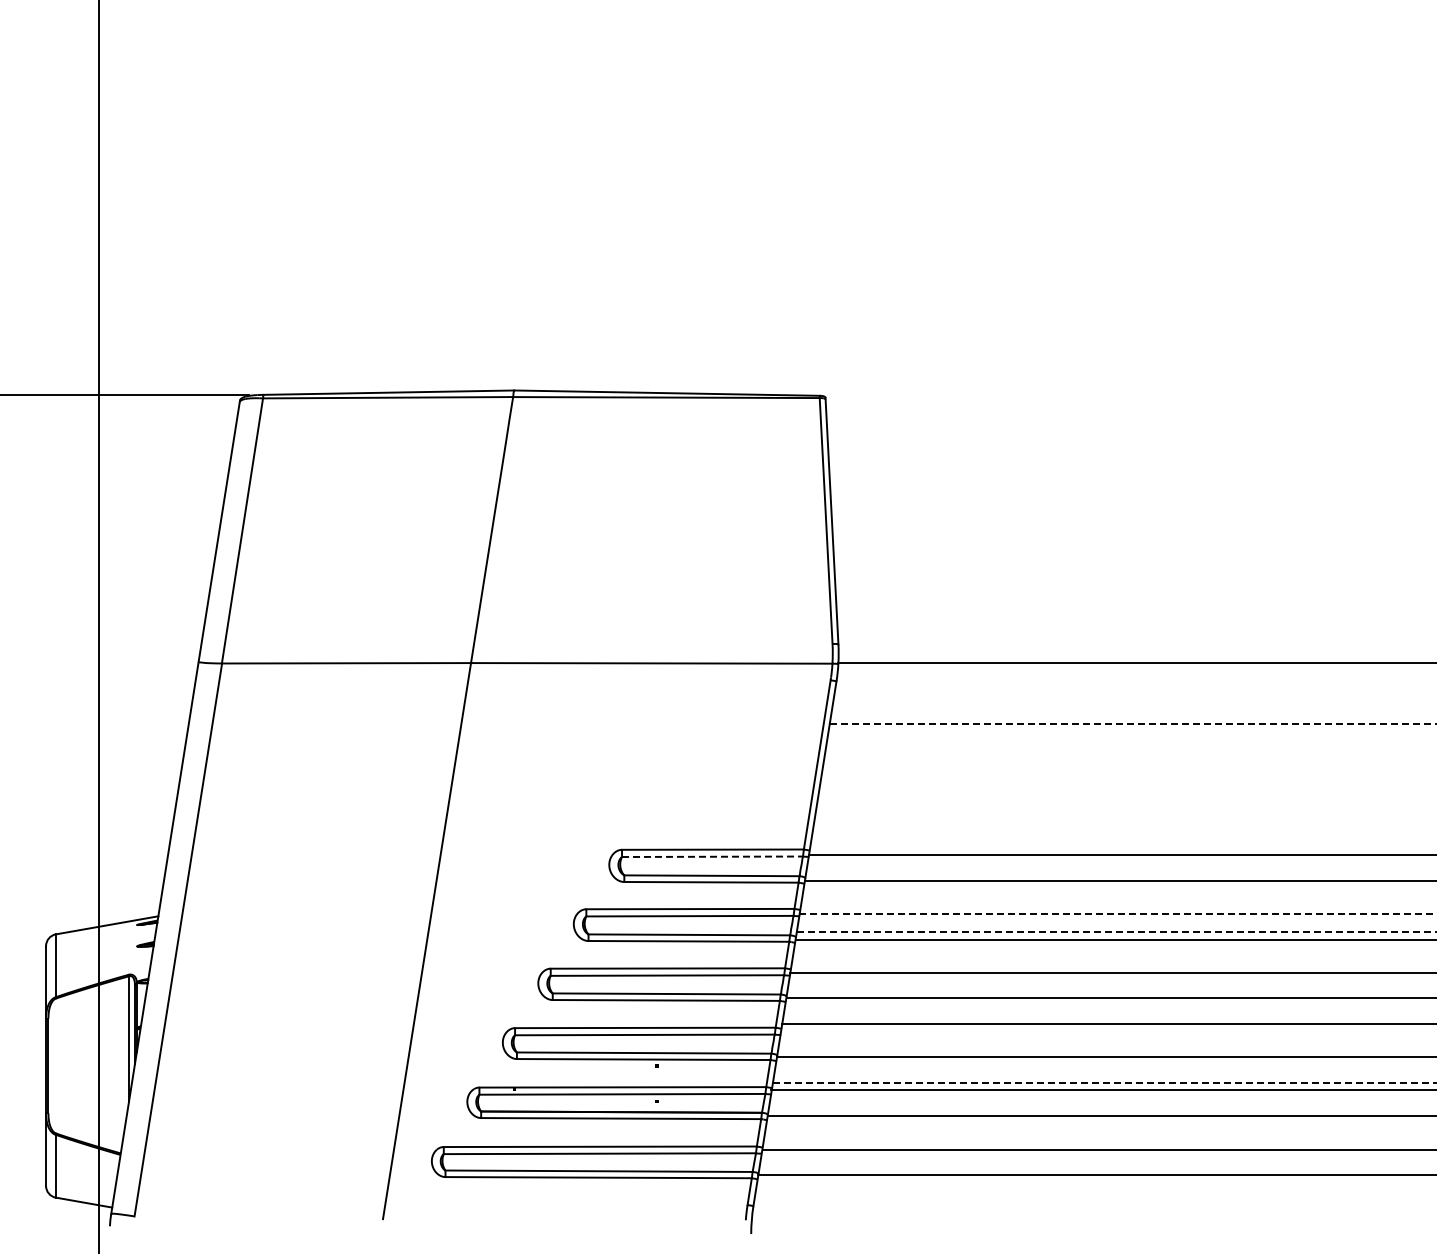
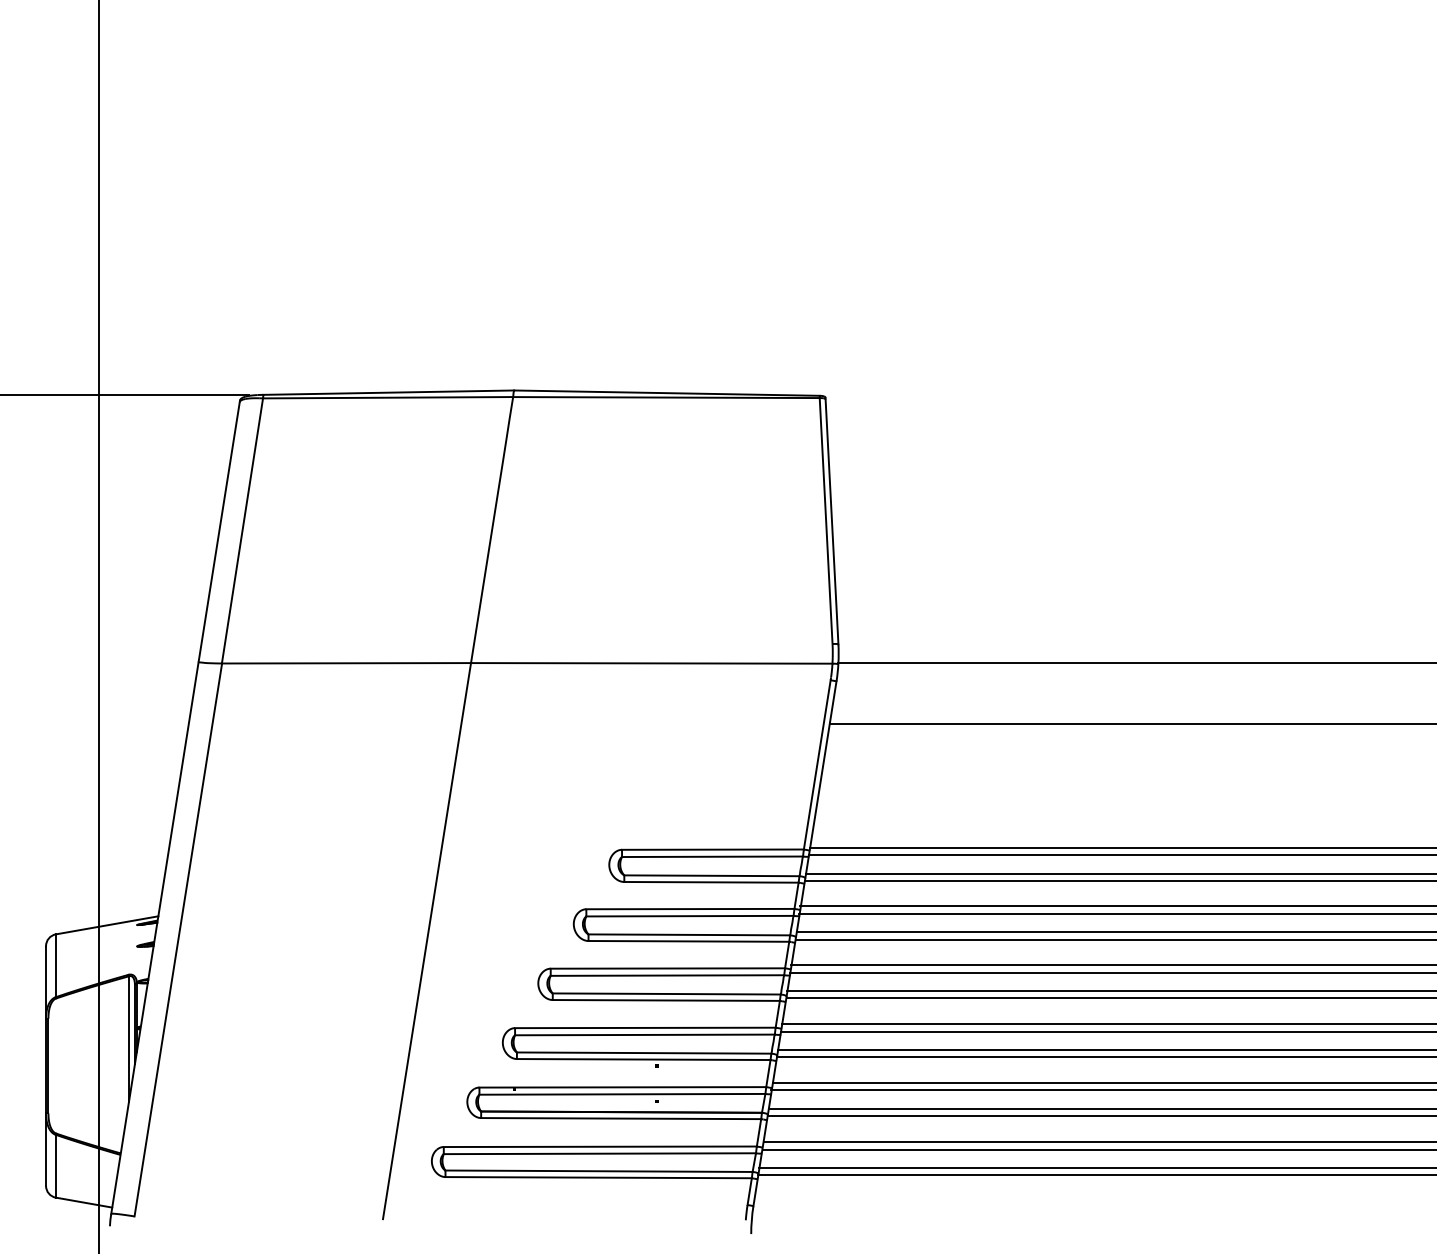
line: dashed -> solid (1133, 724)
line: none -> present (1121, 847)
line: dashed -> solid (713, 856)
line: none -> present (1119, 873)
line: none -> present (1116, 906)
line: dashed -> solid (1118, 914)
line: dashed -> solid (1116, 932)
line: none -> present (1111, 965)
line: none -> present (1110, 991)
line: none -> present (1106, 1031)
line: none -> present (1105, 1050)
line: dashed -> solid (1104, 1082)
line: none -> present (1100, 1108)
line: none -> present (1098, 1141)
line: none -> present (1096, 1168)
